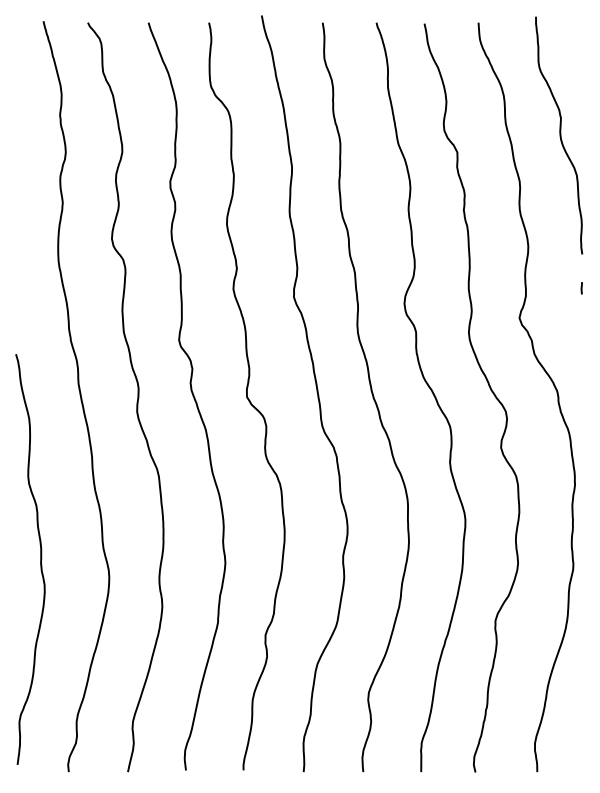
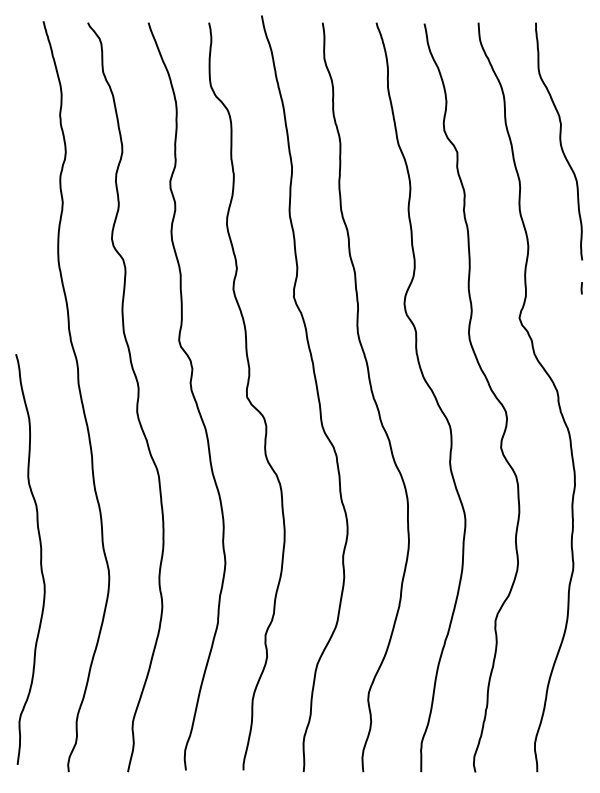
curve position: (559, 135) -> (559, 141) (559, 141)
